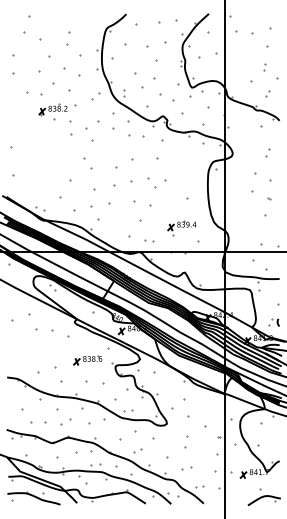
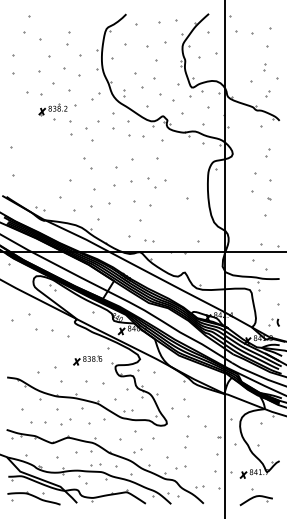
part: present -> none (181, 228)
part position: (186, 468) -> (180, 467) (180, 467)
part position: (263, 497) -> (255, 497) (255, 497)
